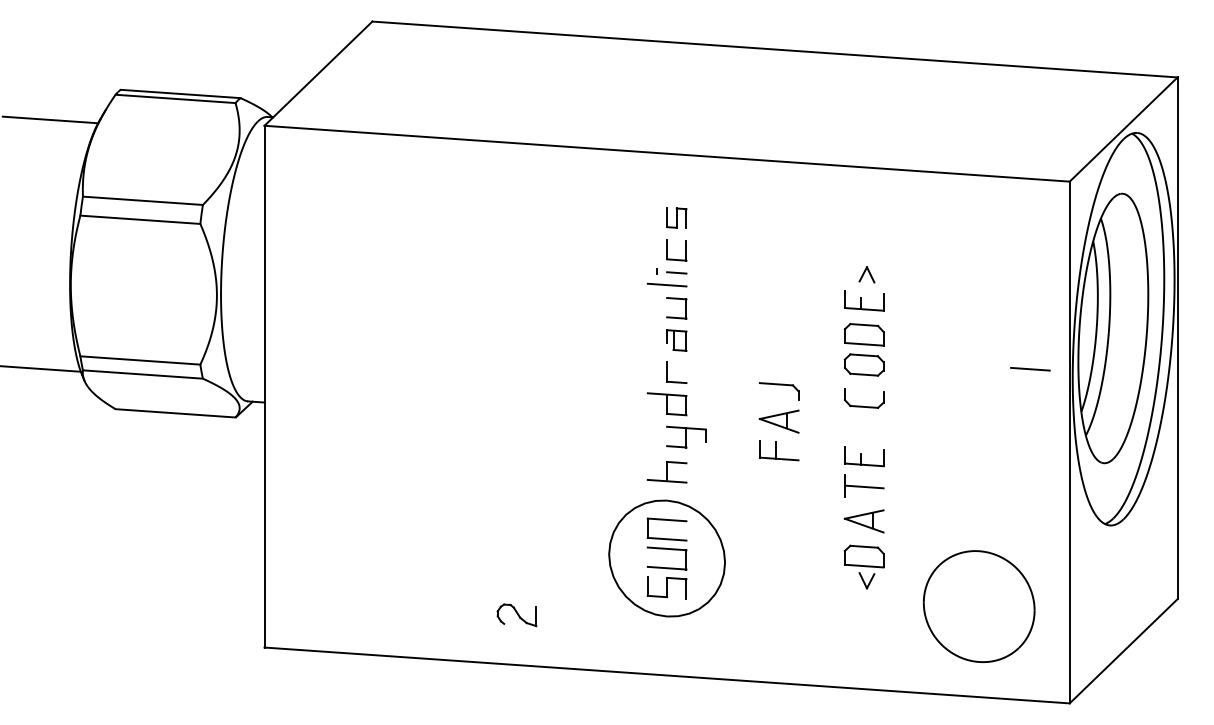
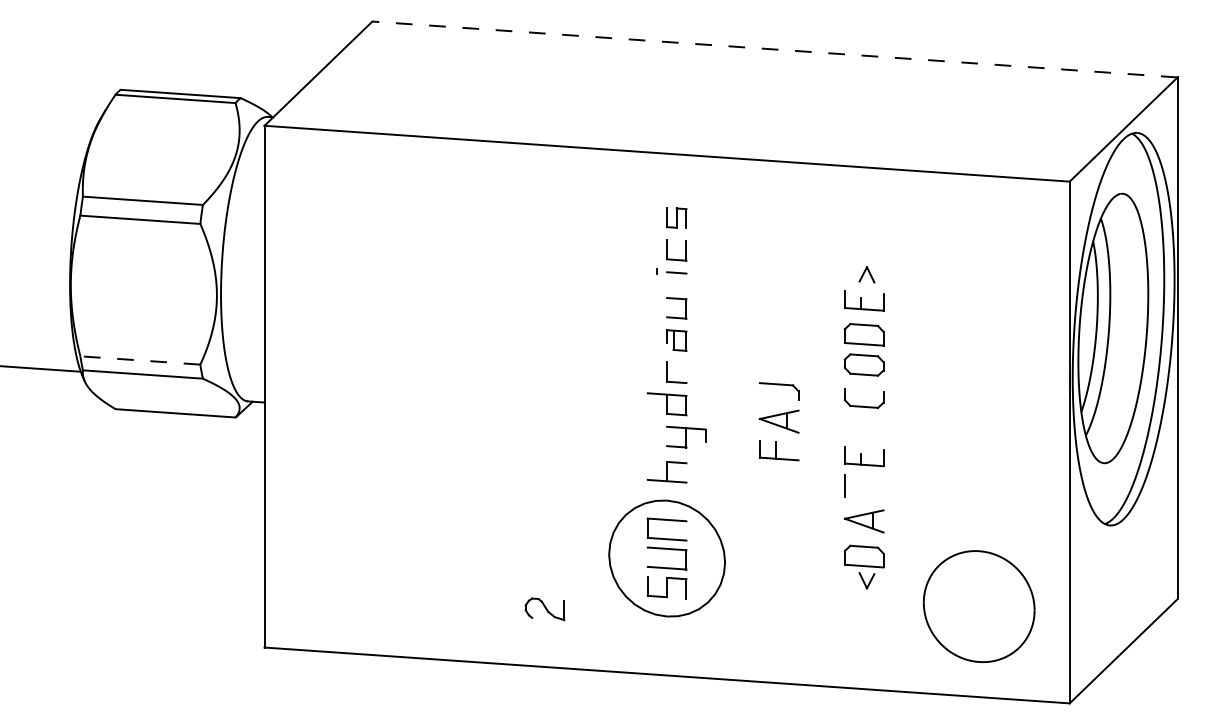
line: solid -> dashed (774, 49)
line: present -> none (50, 119)
line: present -> none (666, 284)
line: solid -> dashed (139, 360)
line: present -> none (1030, 368)
line: present -> none (863, 486)
part position: (516, 615) -> (544, 609) (544, 609)
